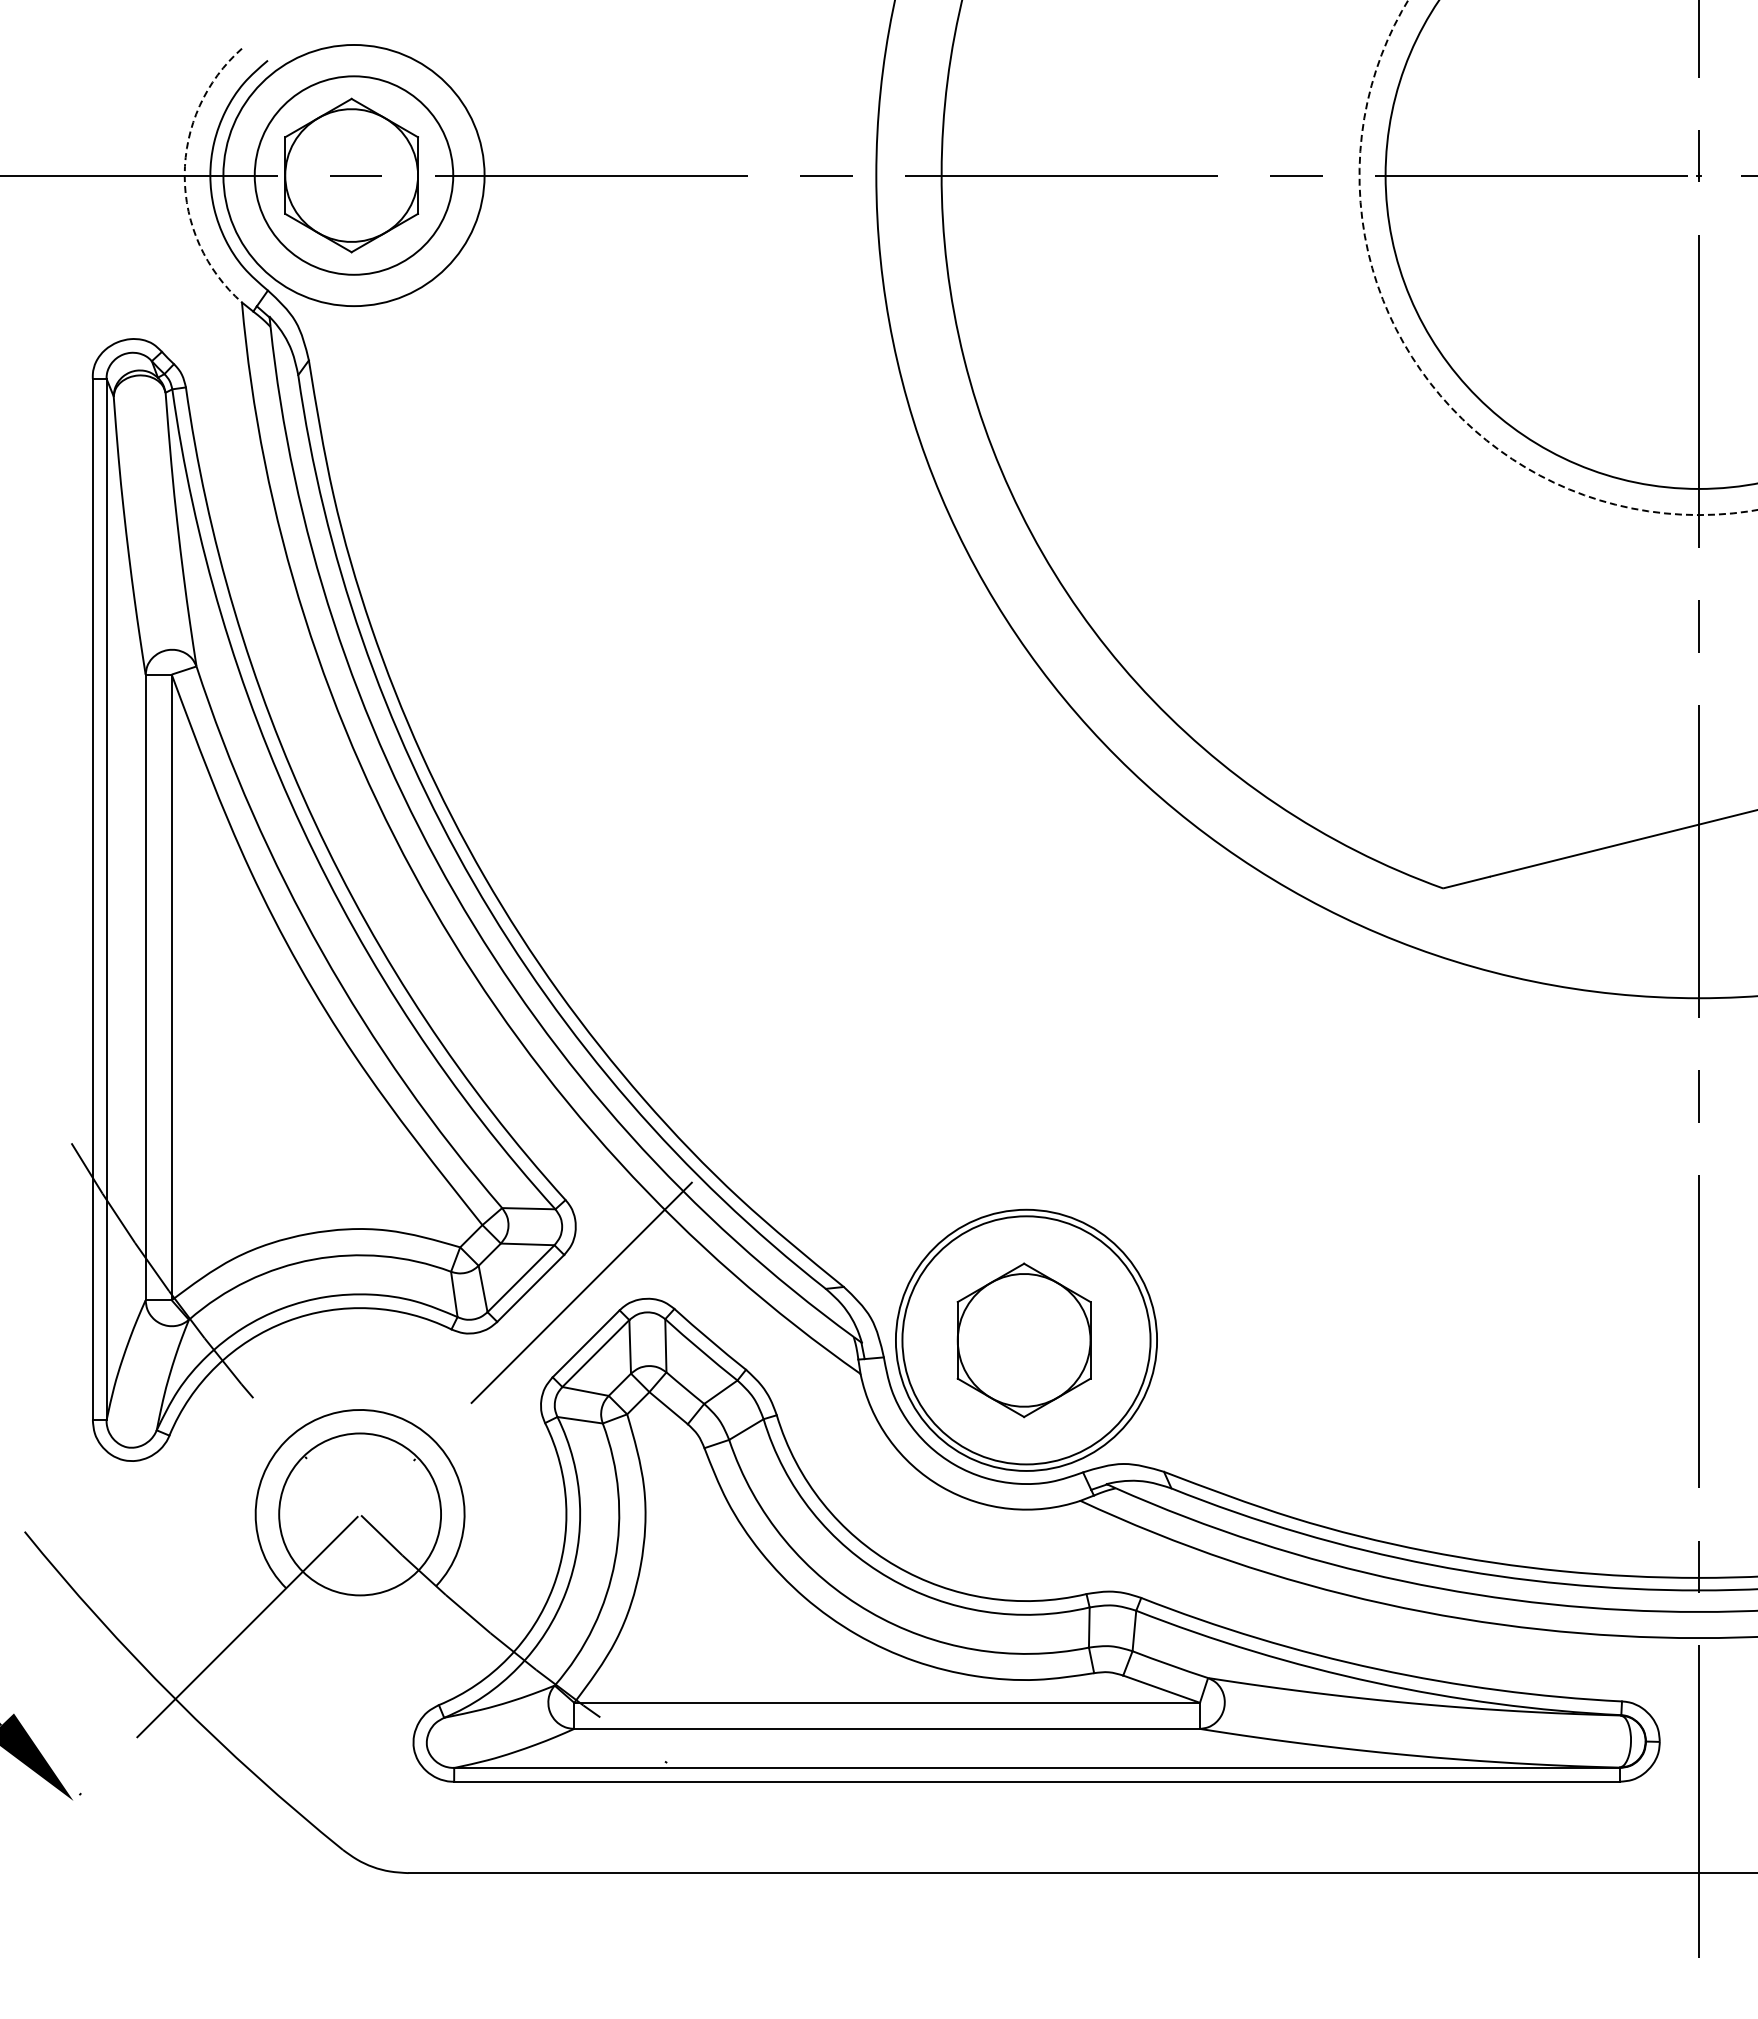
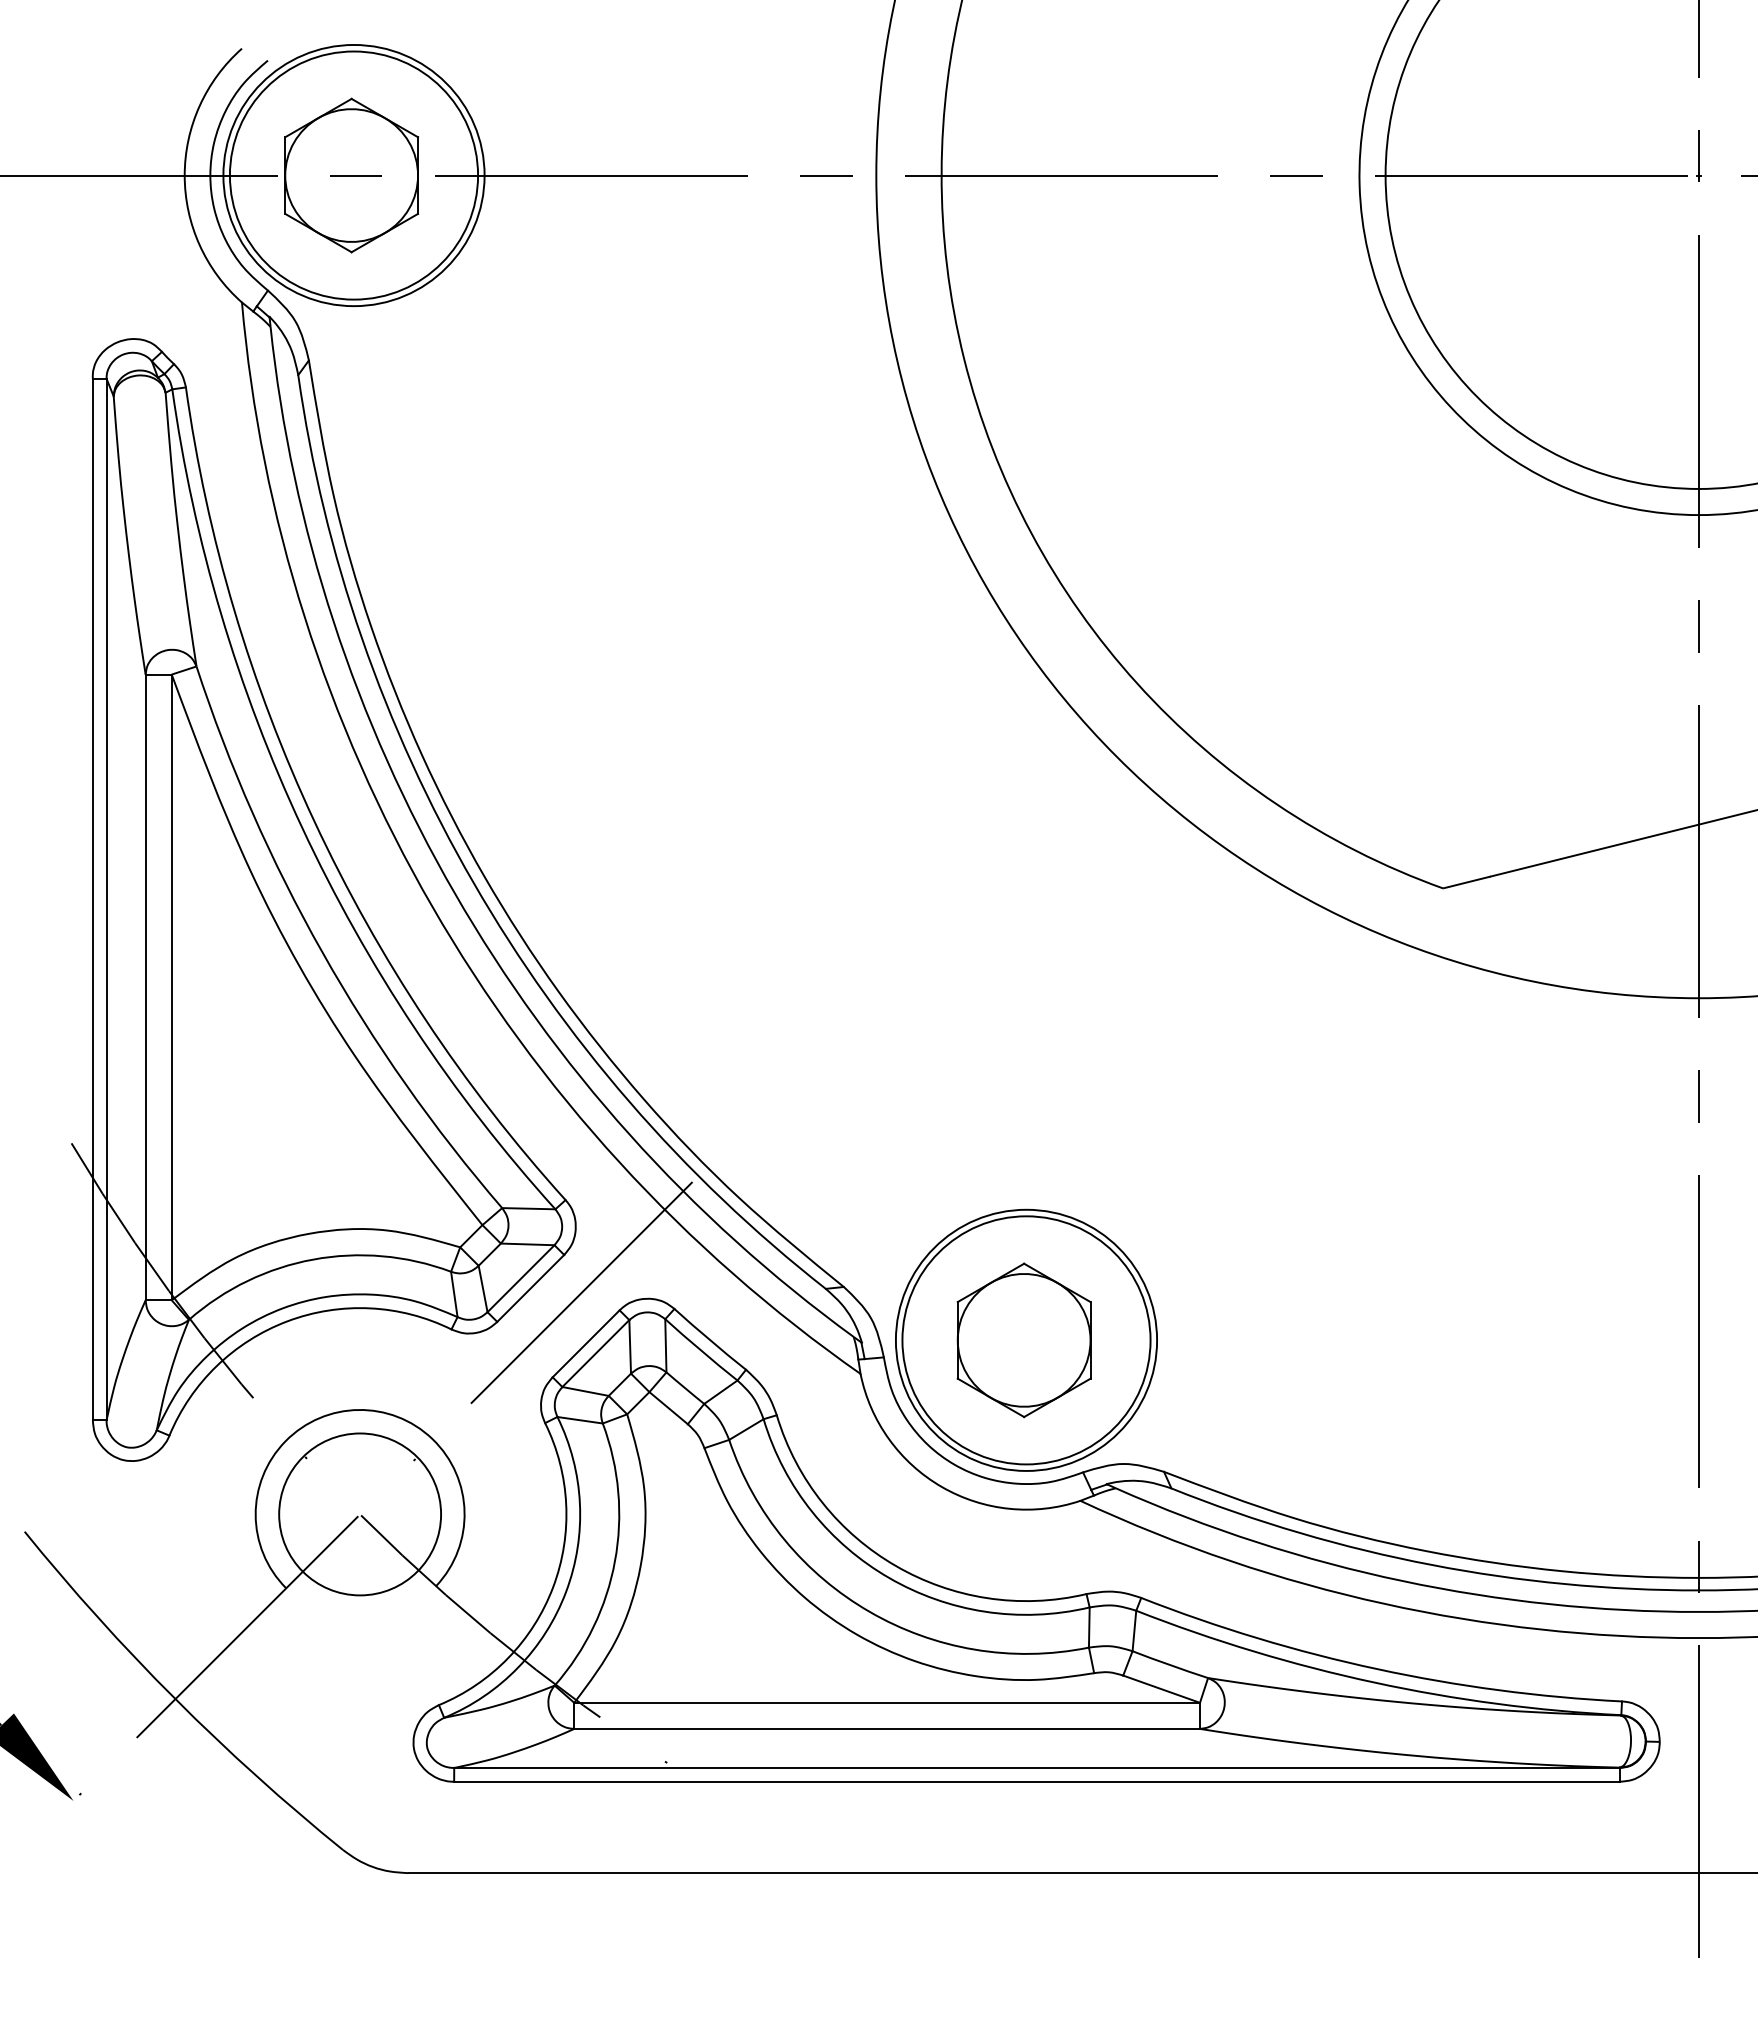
arc: dashed -> solid (184, 175)
circle diameter: 198 px -> 248 px (353, 175)
arc: dashed -> solid (1419, 368)
